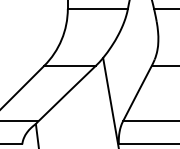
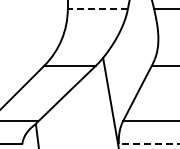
line: solid -> dashed (97, 8)
line: solid -> dashed (148, 144)
